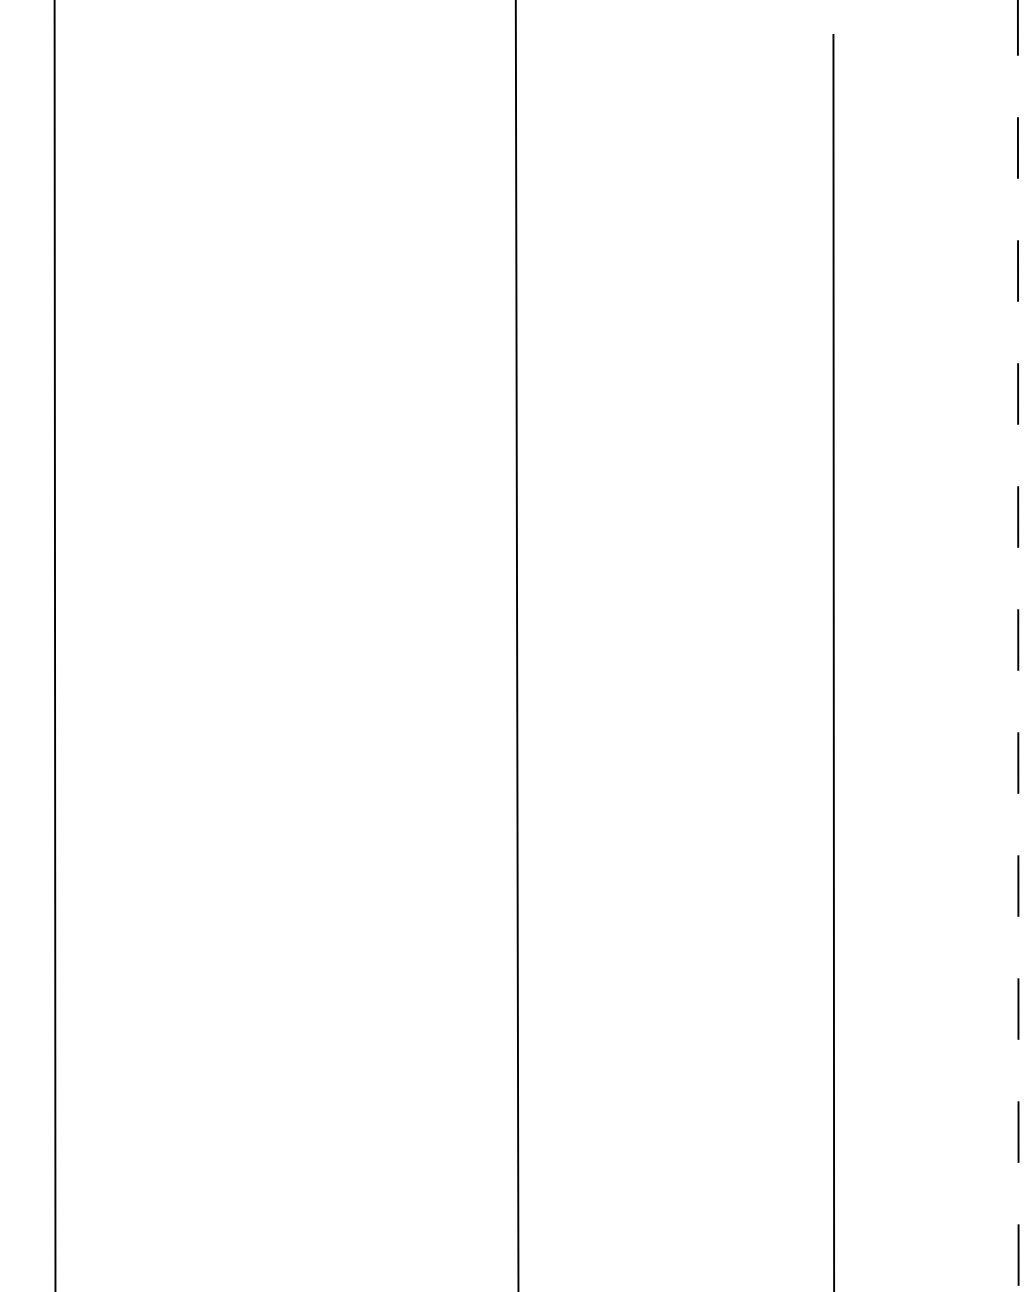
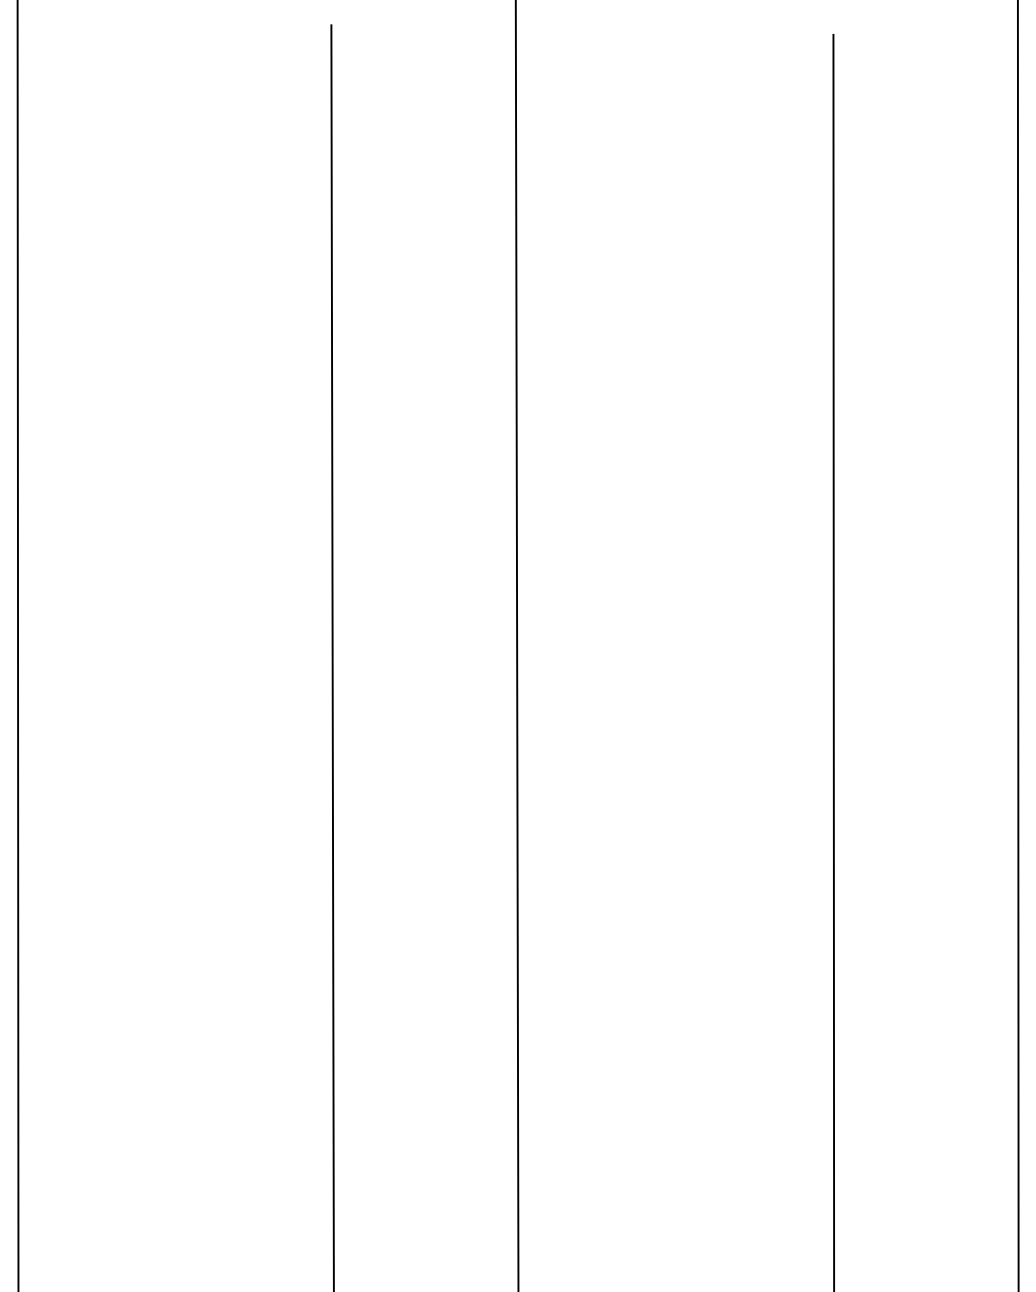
line position: (54, 645) -> (17, 645) (17, 645)
line: dashed -> solid (1018, 645)
line: none -> present (332, 656)
